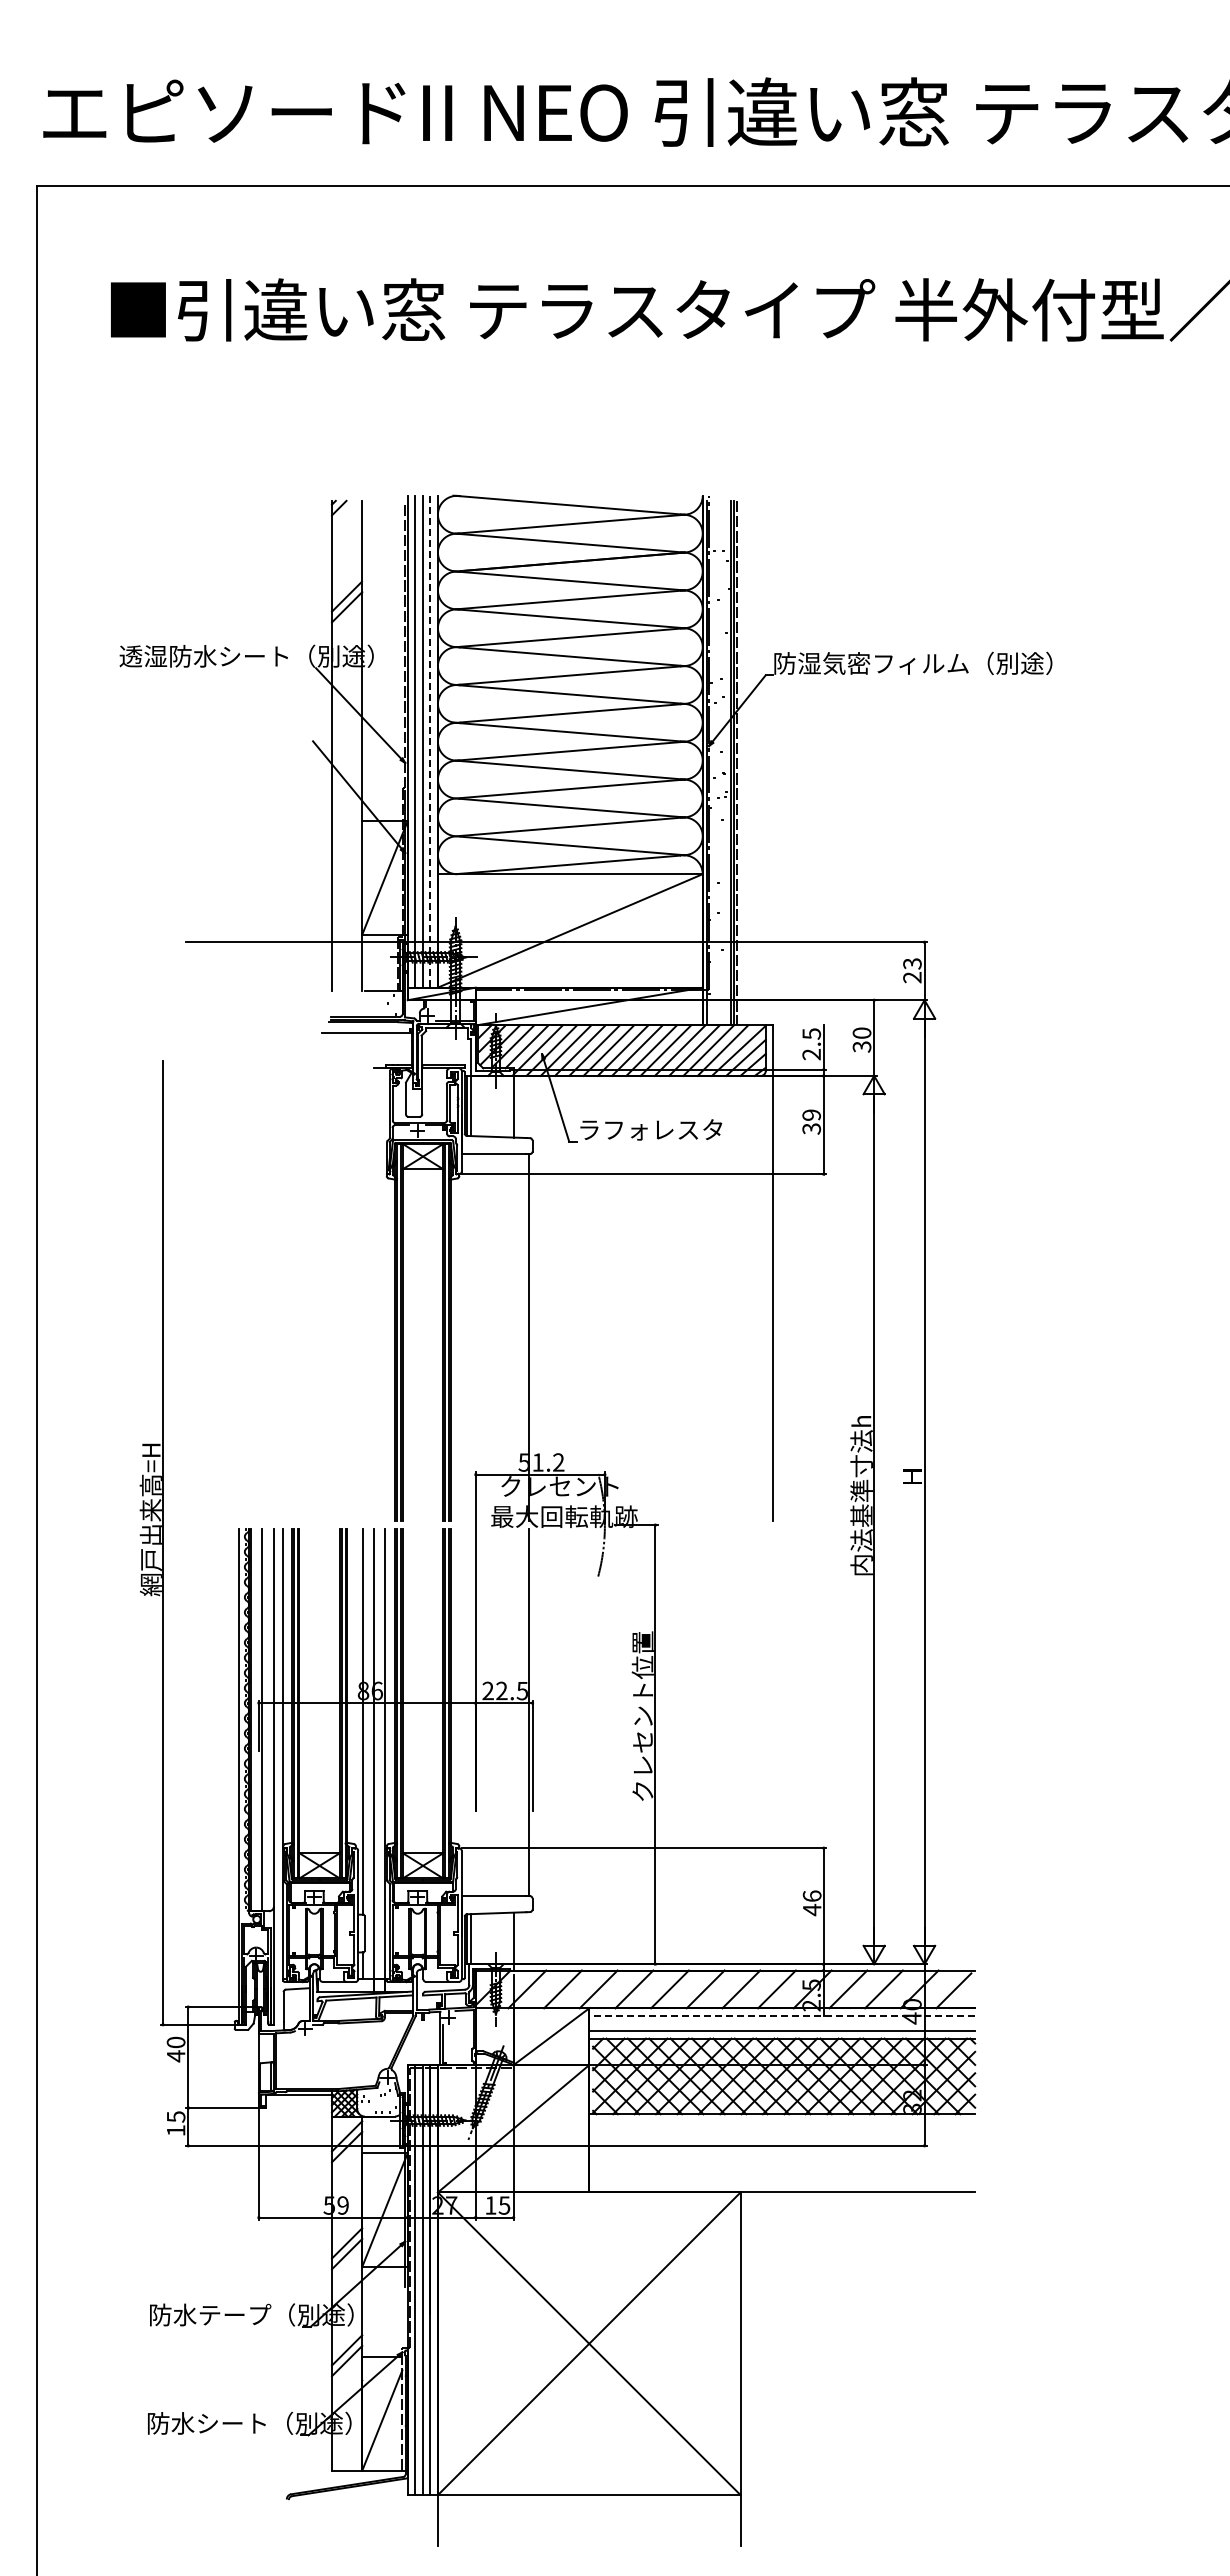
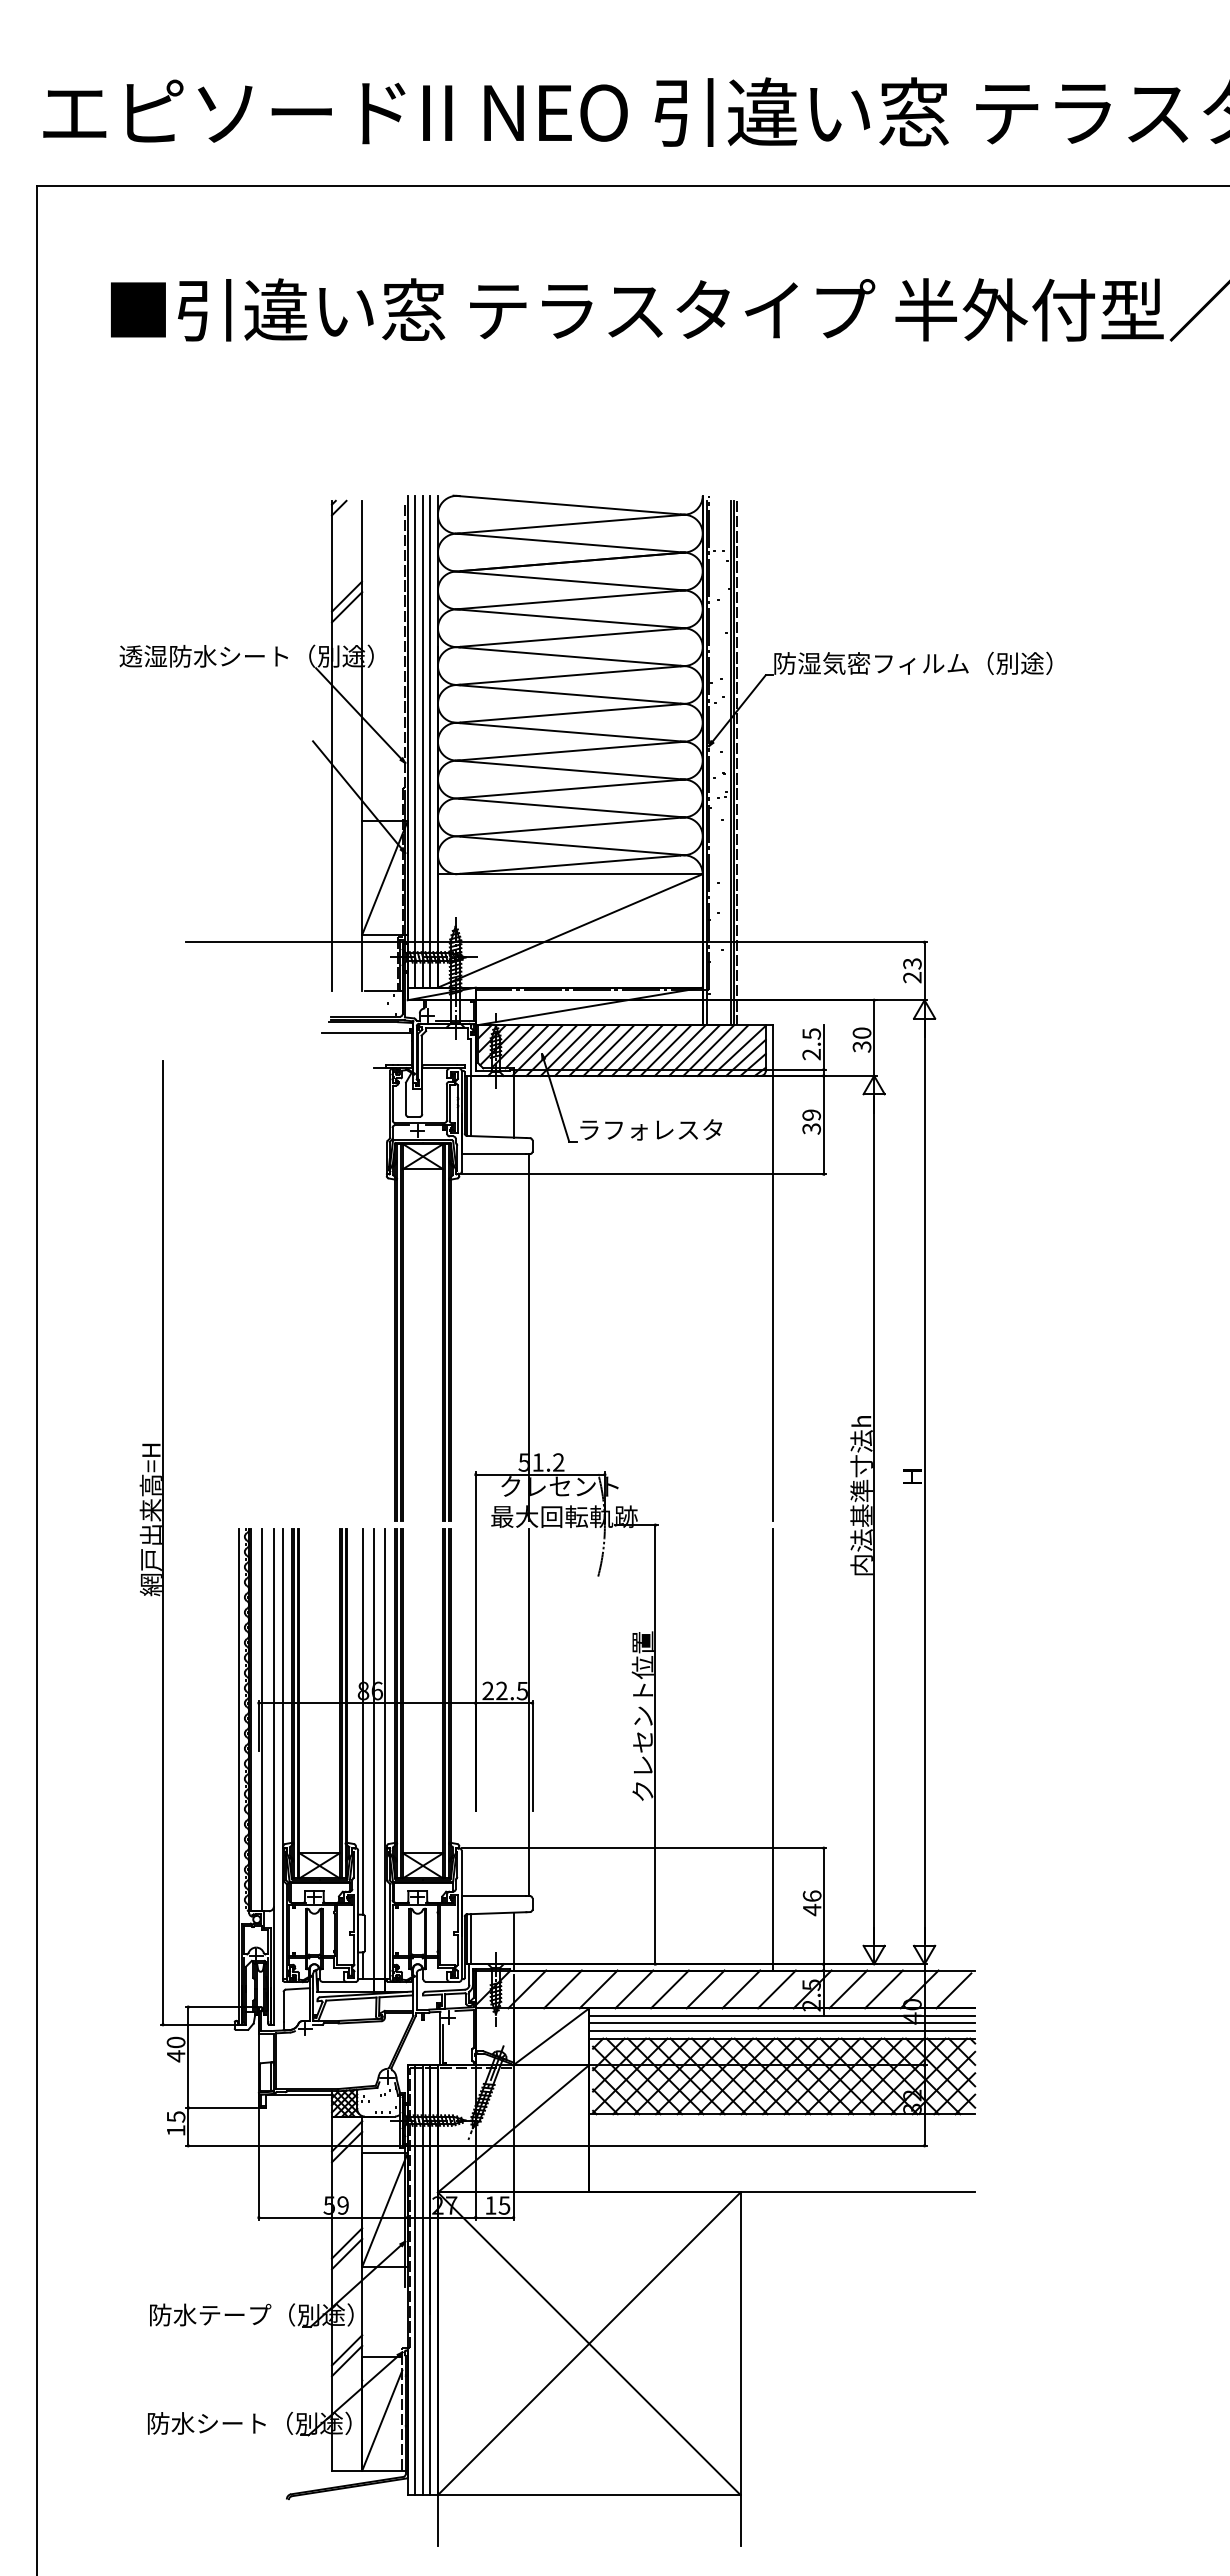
line: dashed -> solid (430, 741)
line: none -> present (773, 1749)
line: dashed -> solid (782, 2015)
line: none -> present (782, 2023)
